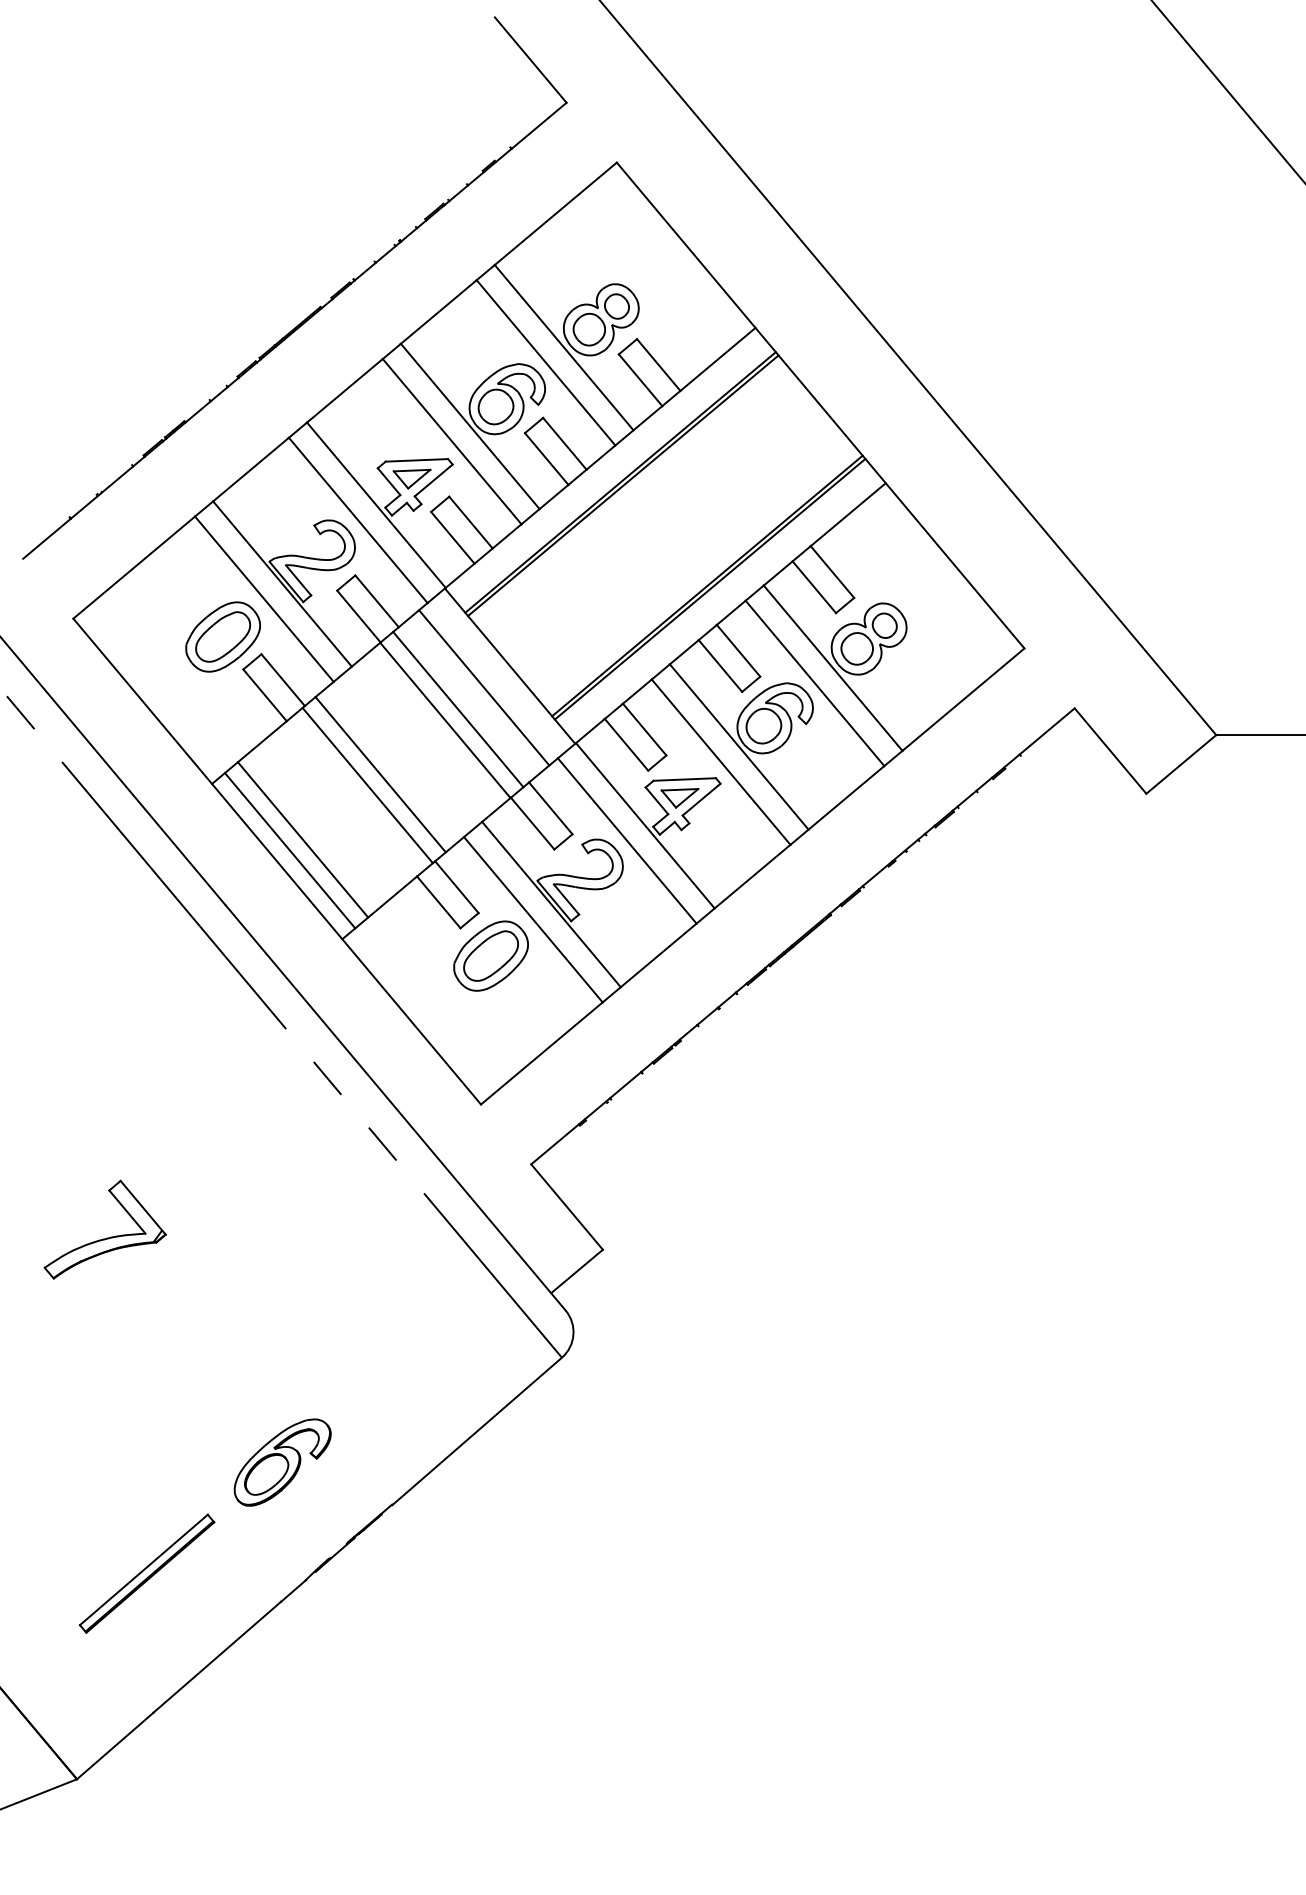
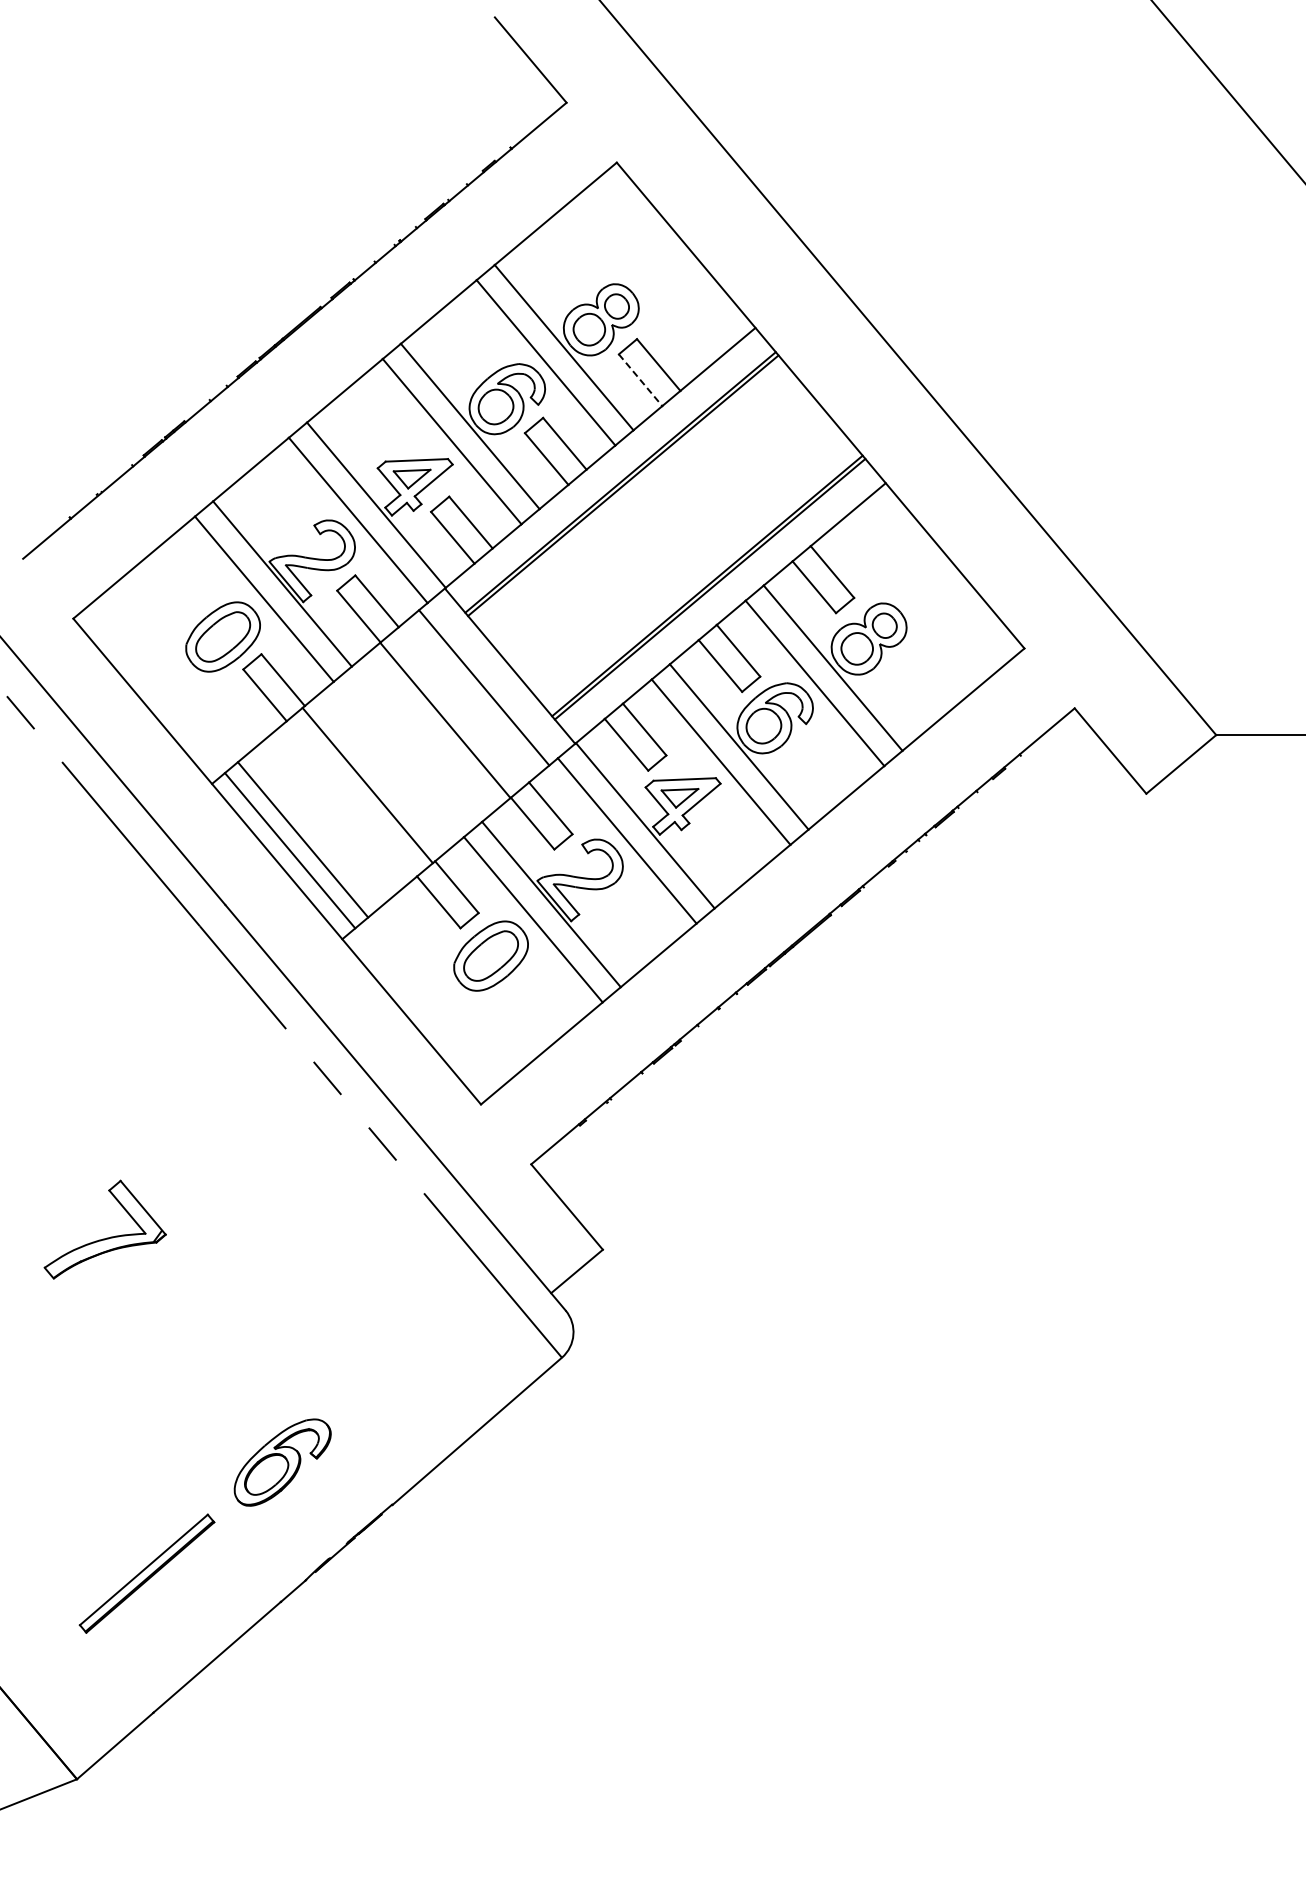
line: solid -> dashed (640, 380)
line: present -> none (458, 709)
line: present -> none (380, 774)
